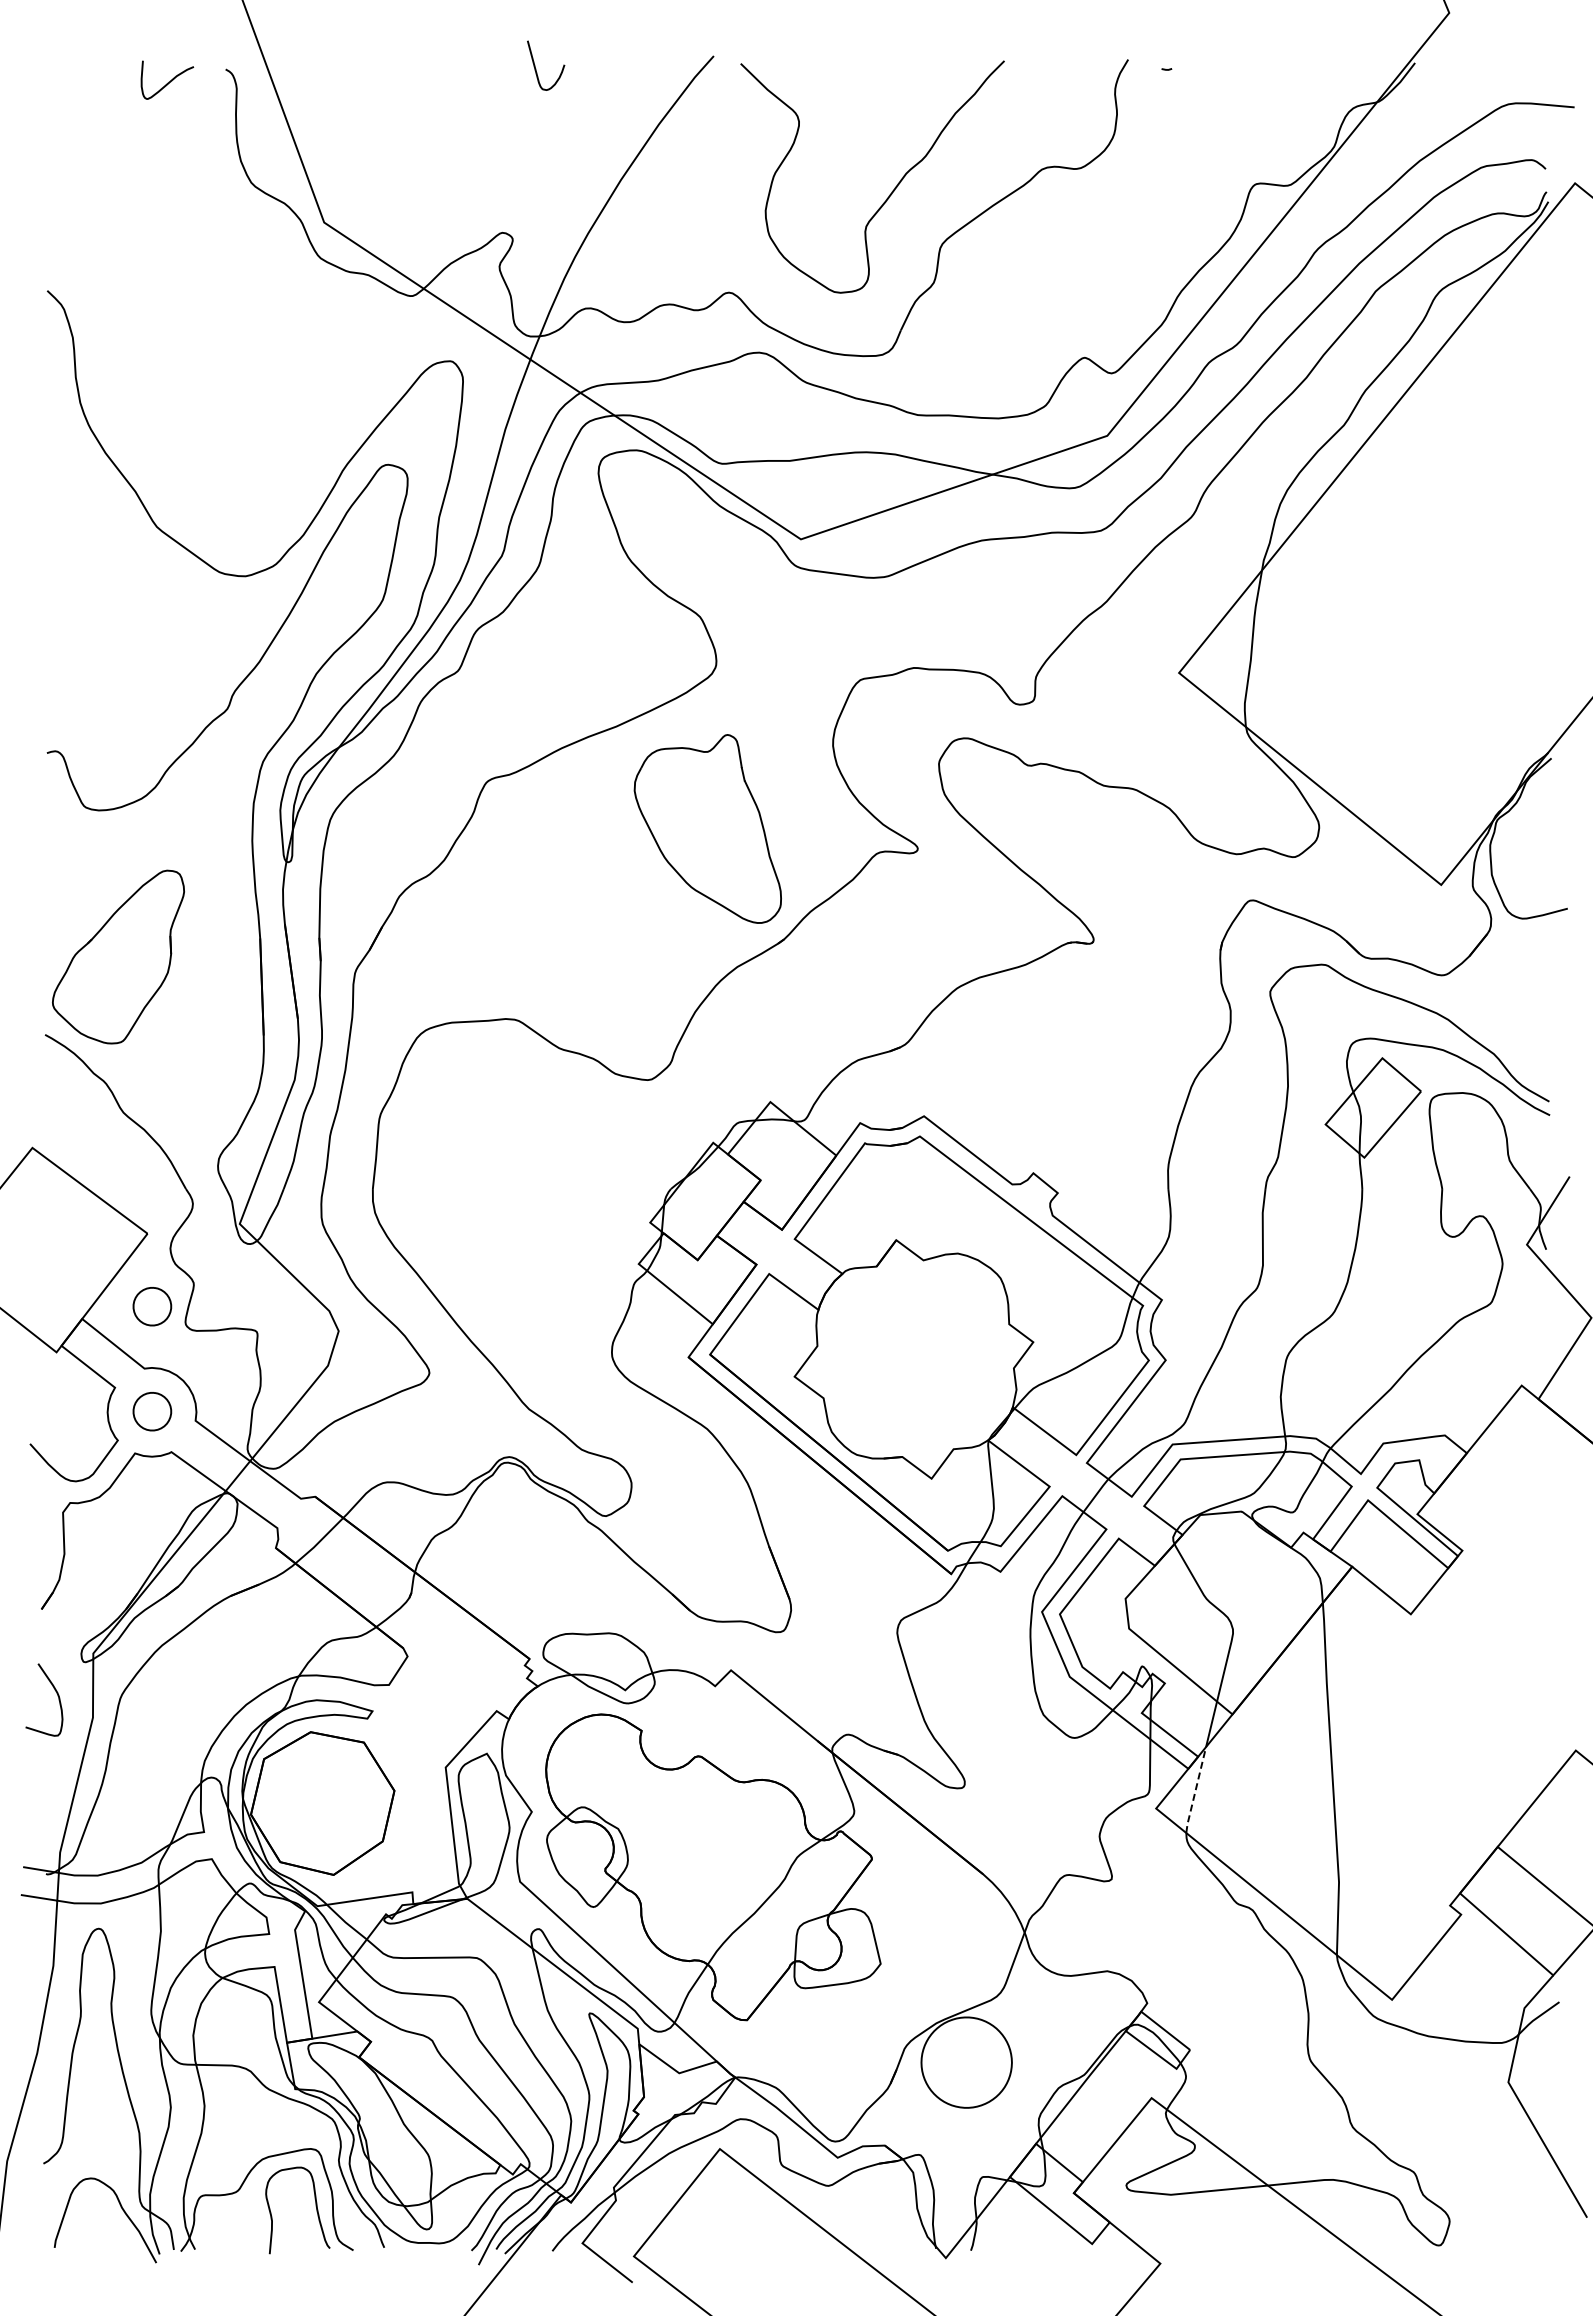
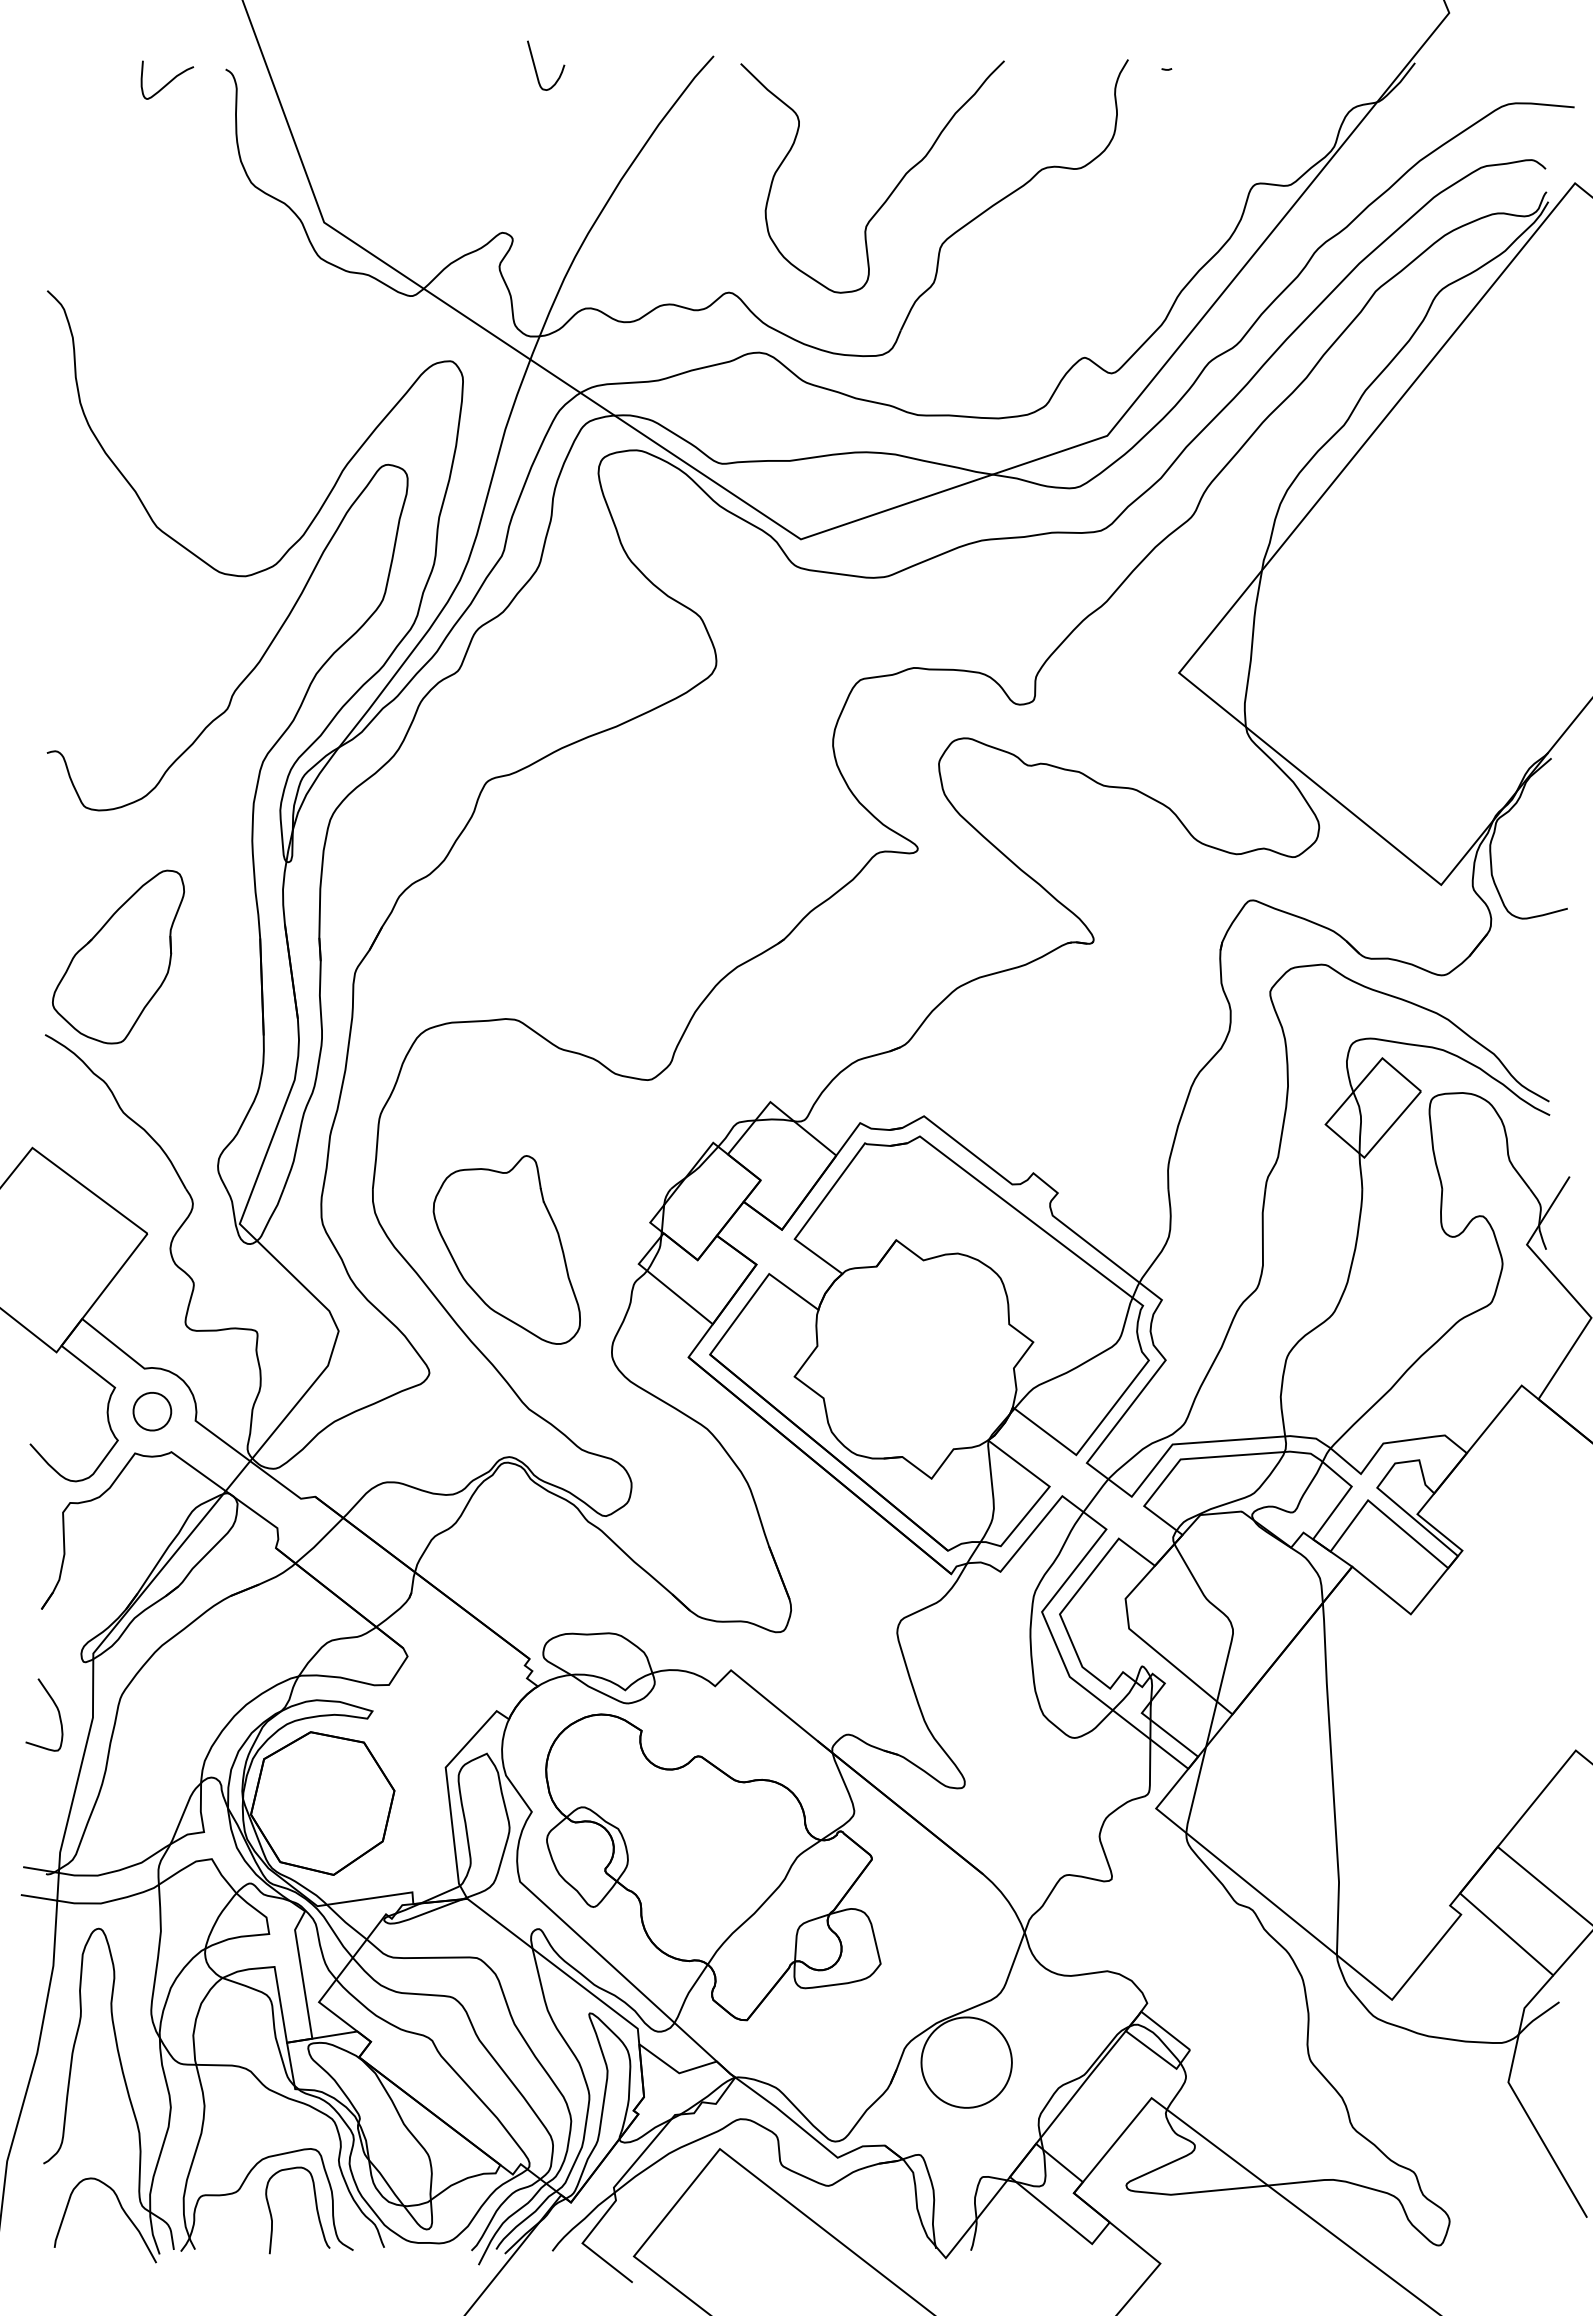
part position: (707, 828) -> (506, 1249) (506, 1249)
part: present -> none (152, 1306)
curve position: (57, 1696) -> (57, 1711) (57, 1711)
line: dashed -> solid (1195, 1790)
